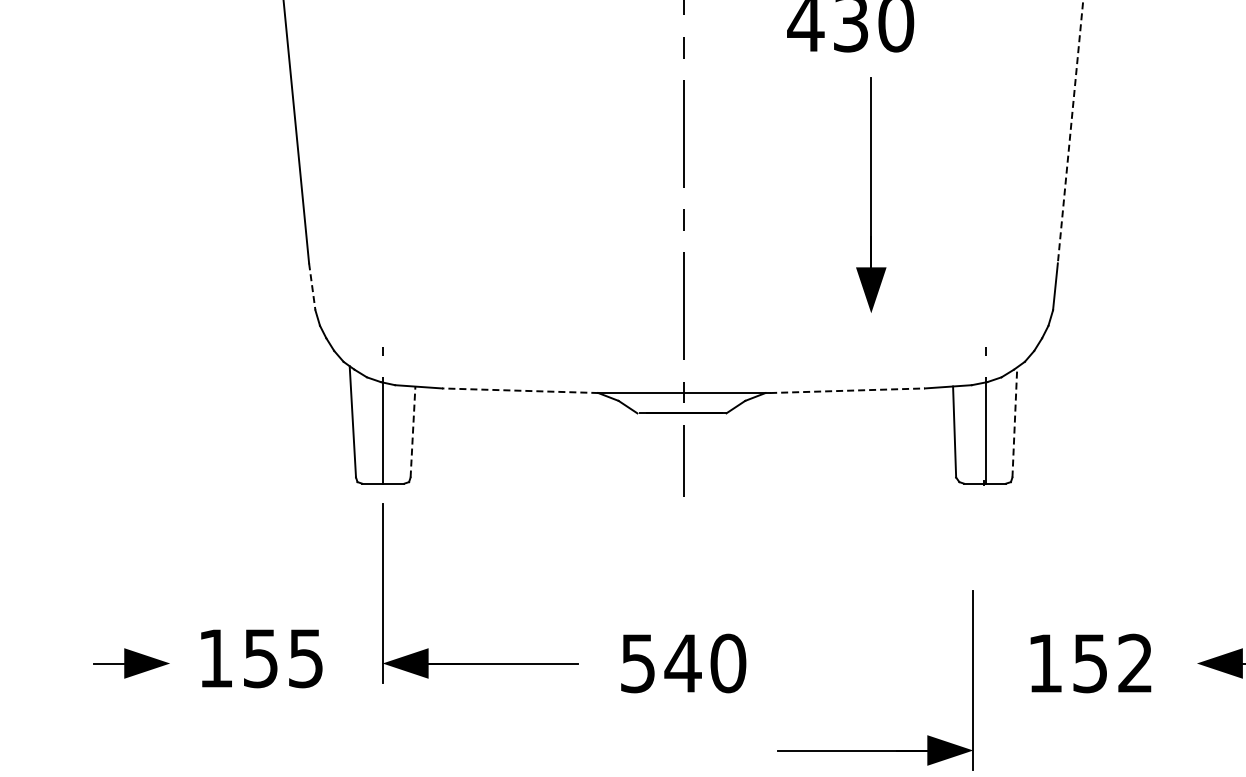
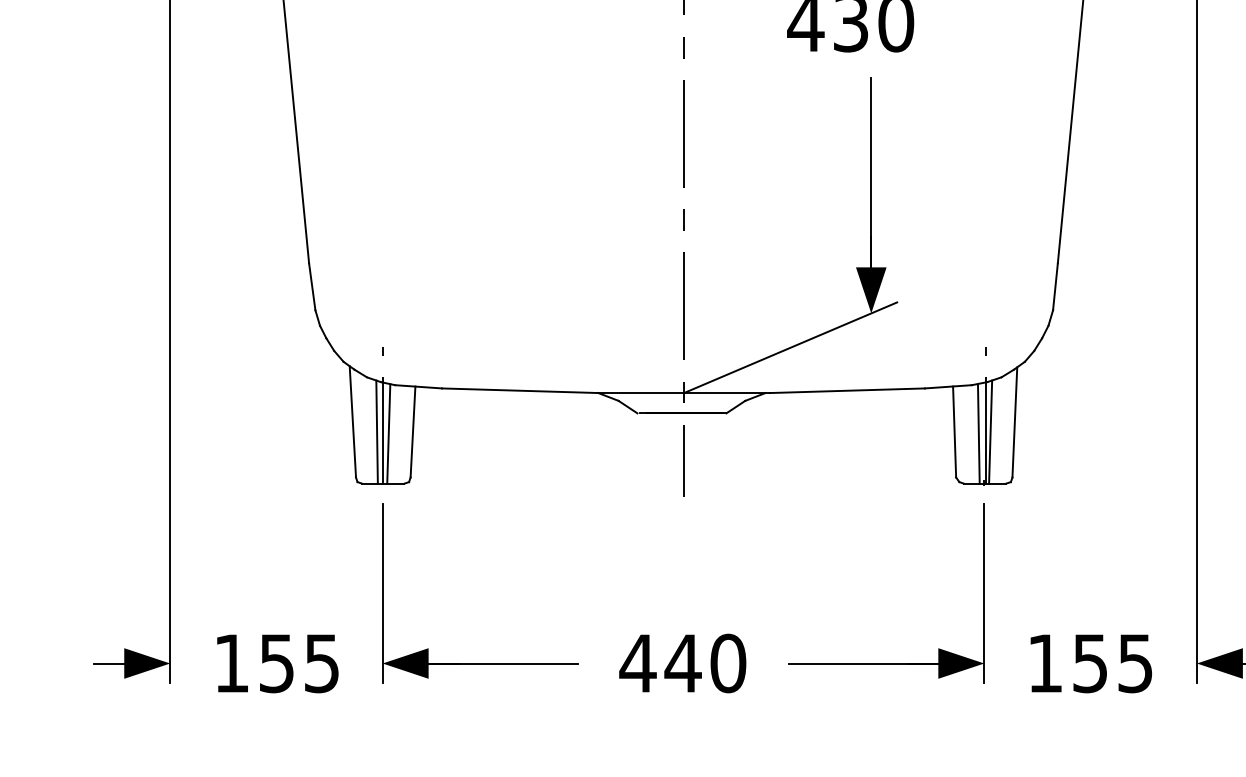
line: dashed -> solid (1070, 132)
line: dashed -> solid (312, 286)
line: none -> present (170, 342)
line: none -> present (1196, 342)
line: none -> present (790, 347)
line: dashed -> solid (519, 390)
line: dashed -> solid (848, 390)
line: dashed -> solid (1014, 421)
line: none -> present (376, 431)
line: none -> present (990, 431)
line: dashed -> solid (413, 432)
line: none -> present (388, 433)
line: none -> present (978, 433)
text position: (261, 658) -> (277, 663) (277, 663)
text: 540 -> 440 (637, 663)
text: 152 -> 155 (1135, 663)
part position: (875, 750) -> (886, 663) (886, 663)
